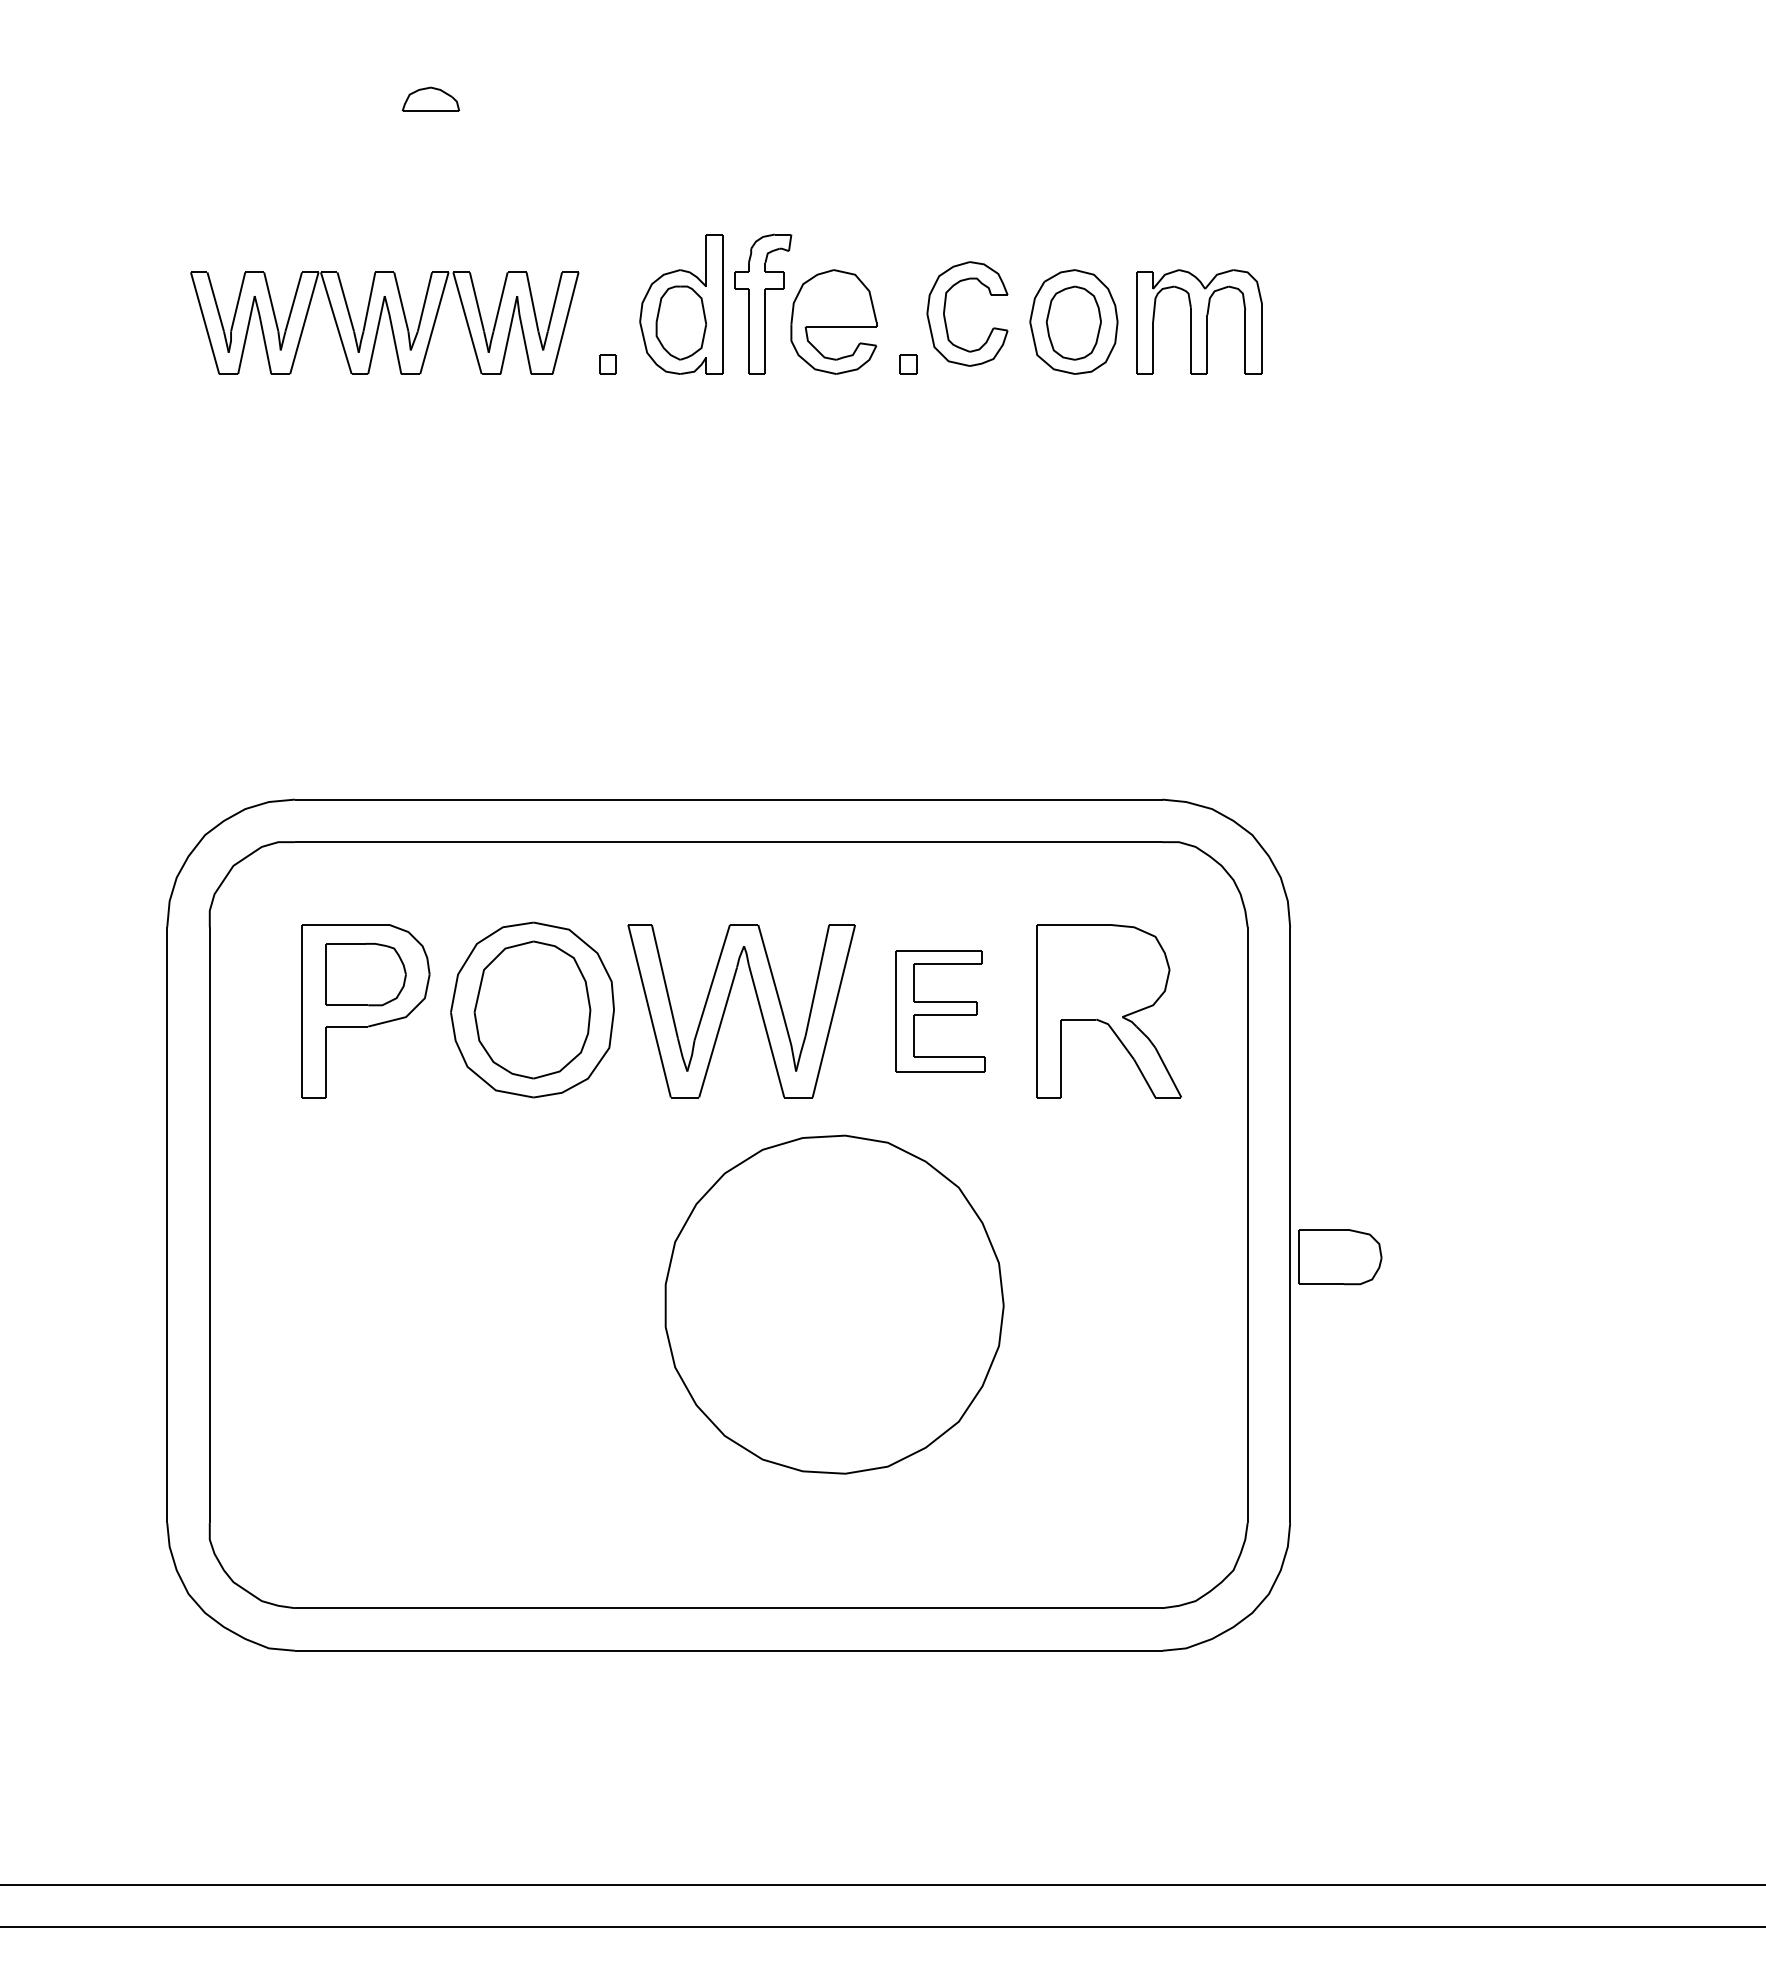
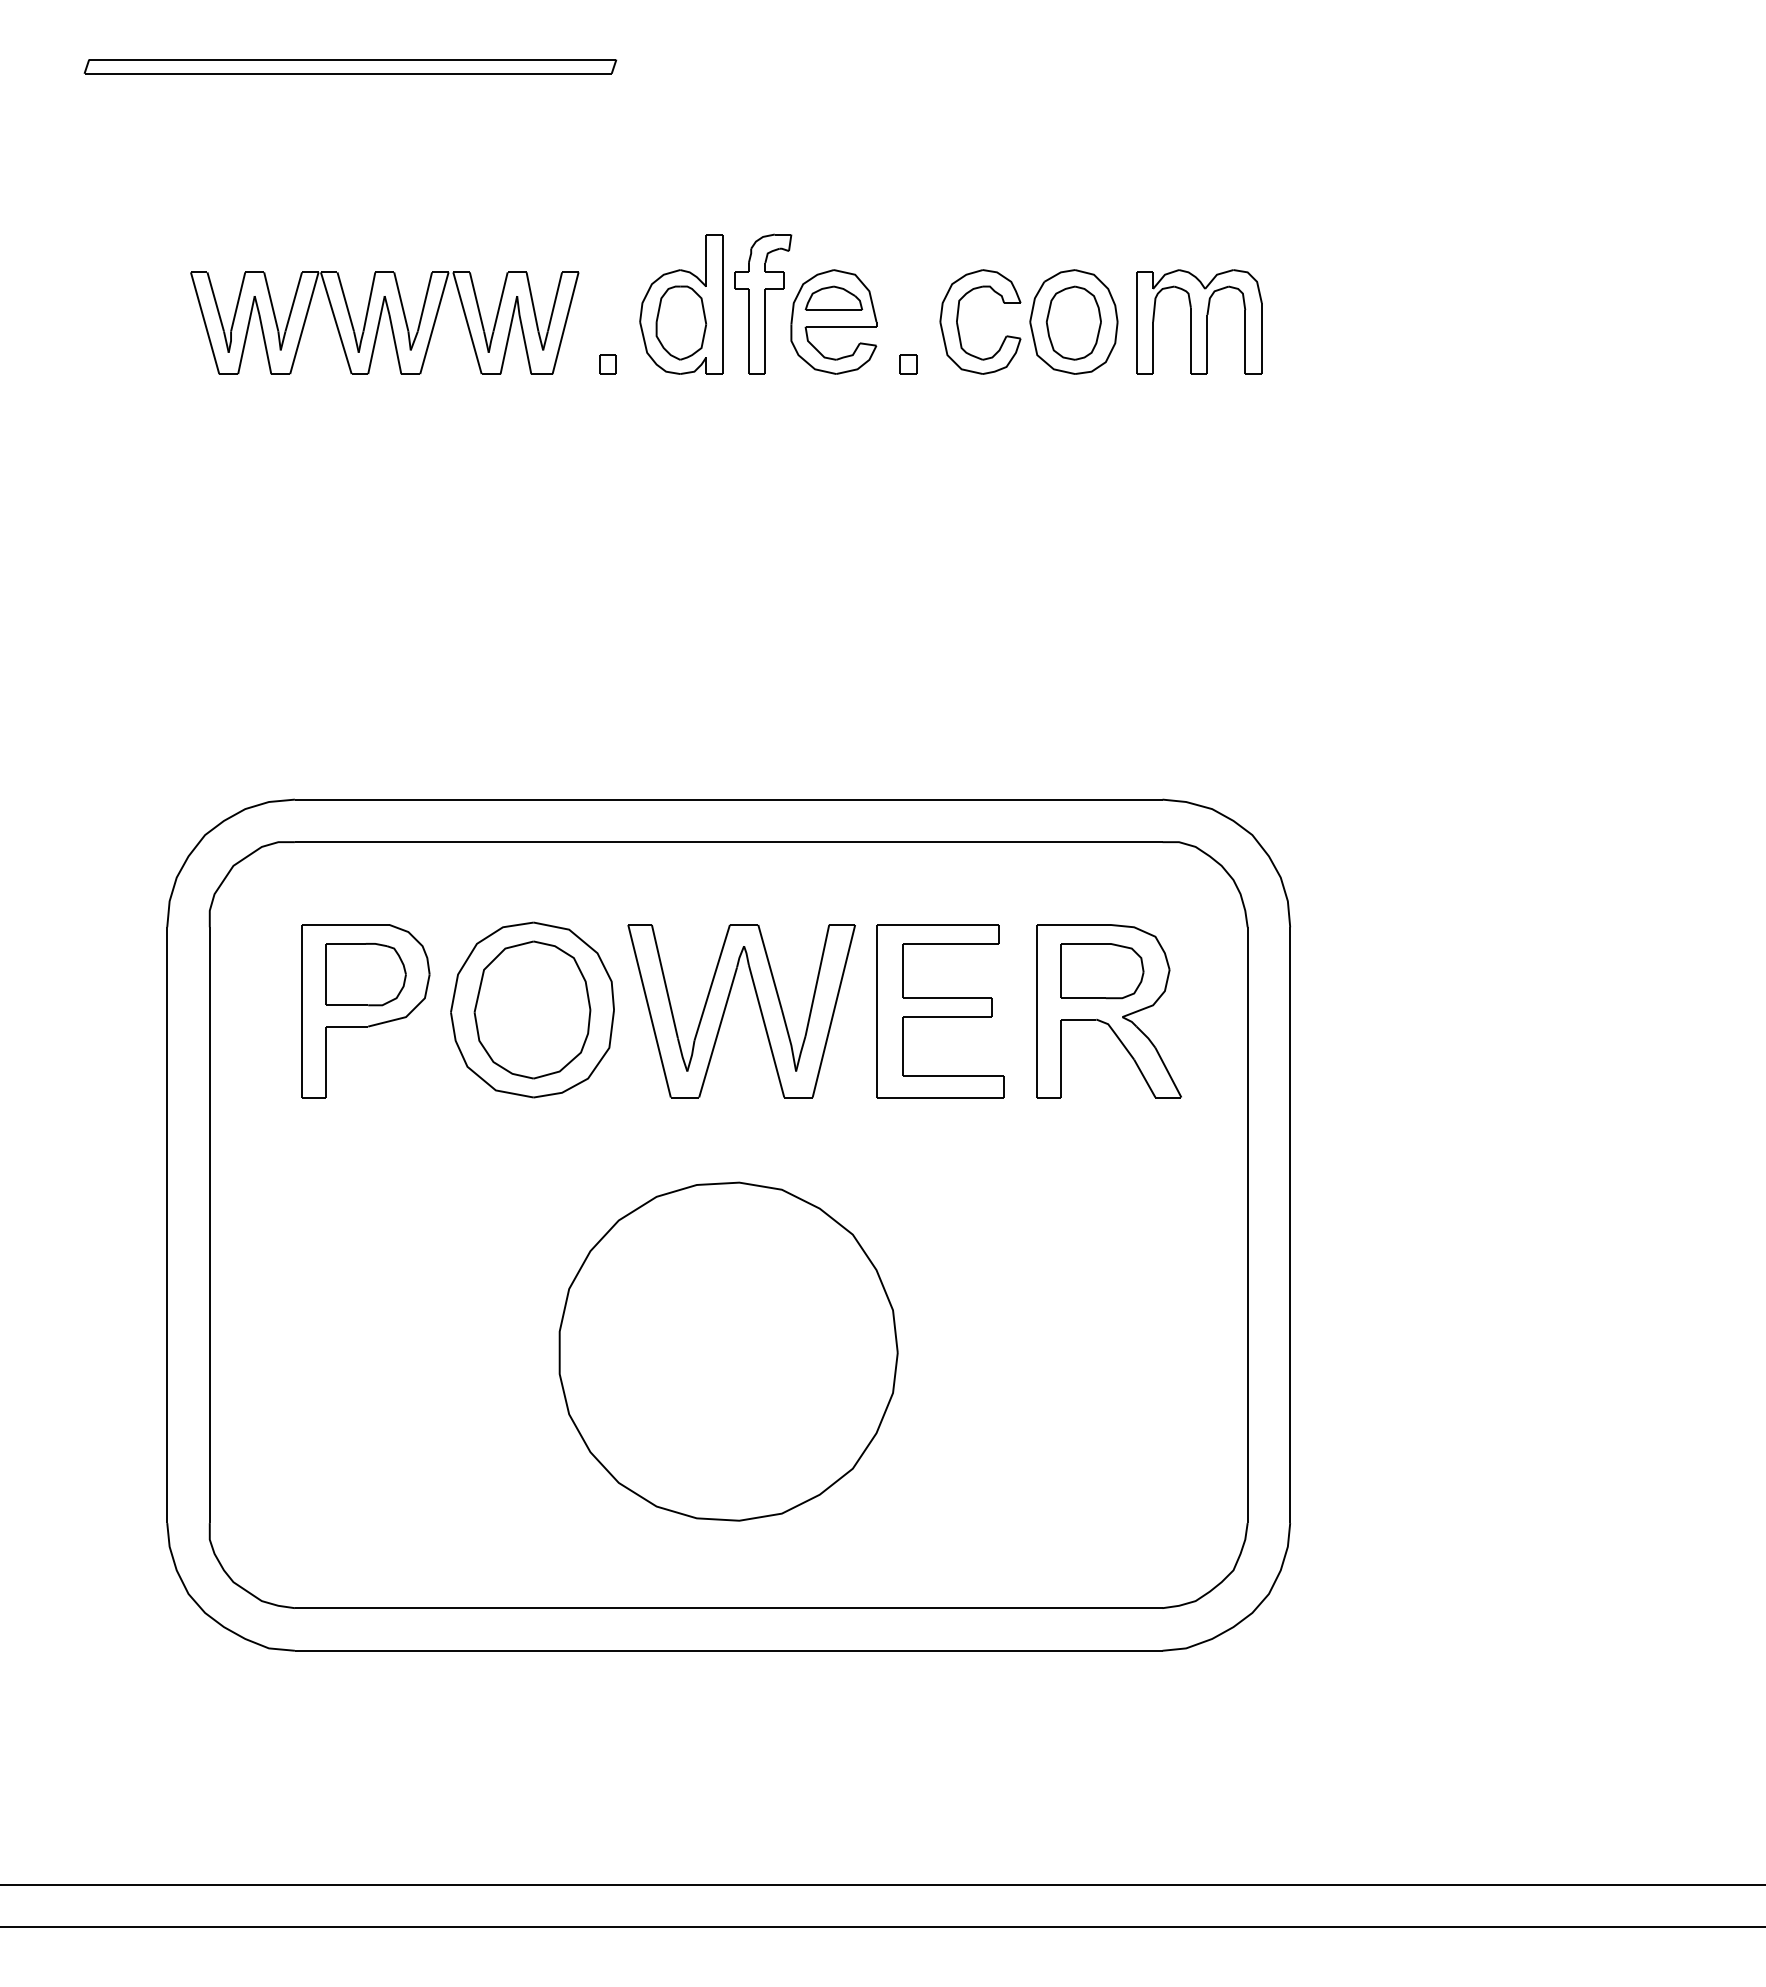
part: none -> present (350, 66)
part position: (430, 98) -> (833, 297) (833, 297)
part position: (945, 311) -> (958, 319) (958, 319)
part size: 91x123 px -> 129x175 px (940, 1011)
part position: (1340, 1257) -> (1102, 971) (1102, 971)
part position: (834, 1304) -> (728, 1351) (728, 1351)
